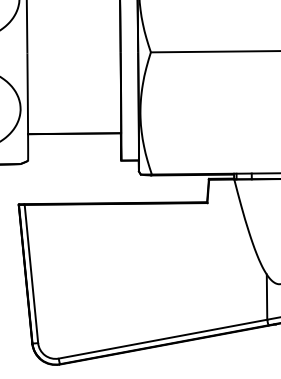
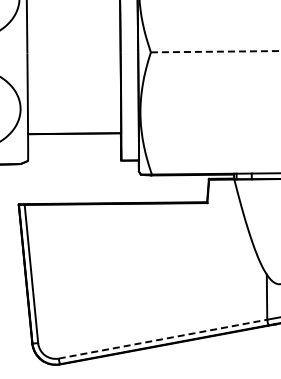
line: solid -> dashed (215, 51)
line: solid -> dashed (163, 339)
